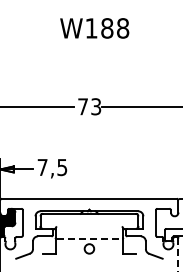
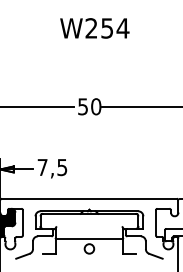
text: W188 -> W254 (107, 28)
text: 73 -> 50 (89, 106)
line: dashed -> solid (89, 239)
line: dashed -> solid (178, 255)
